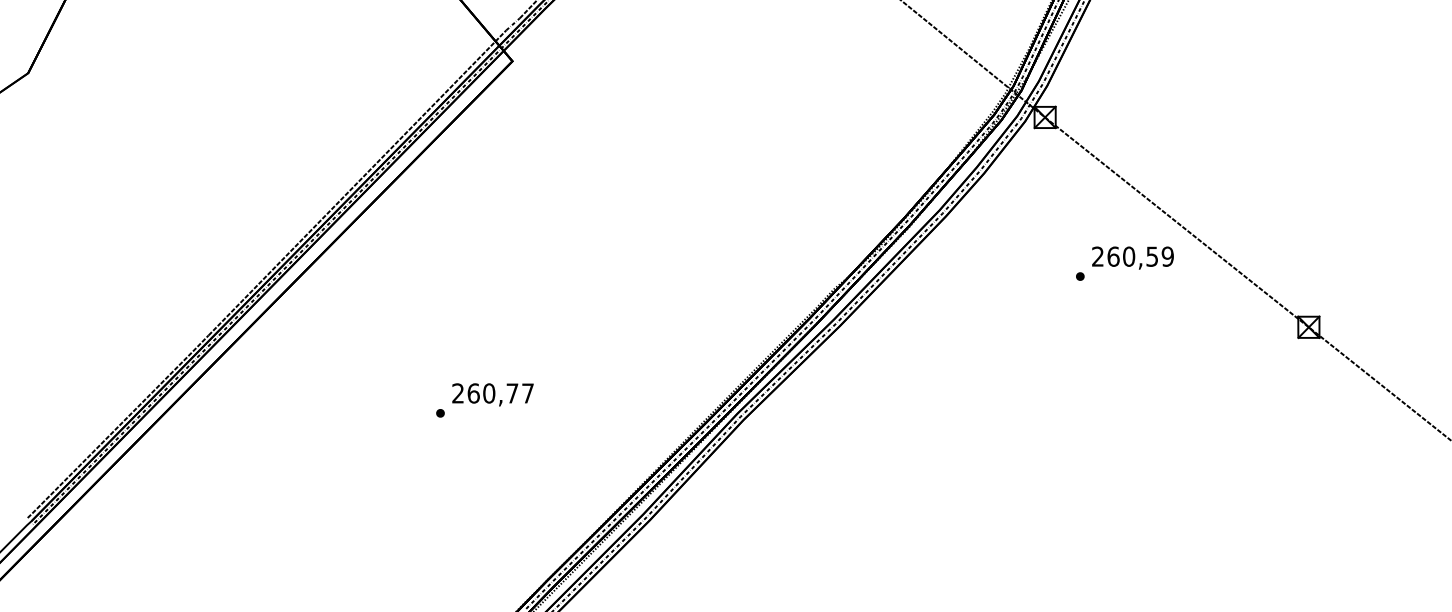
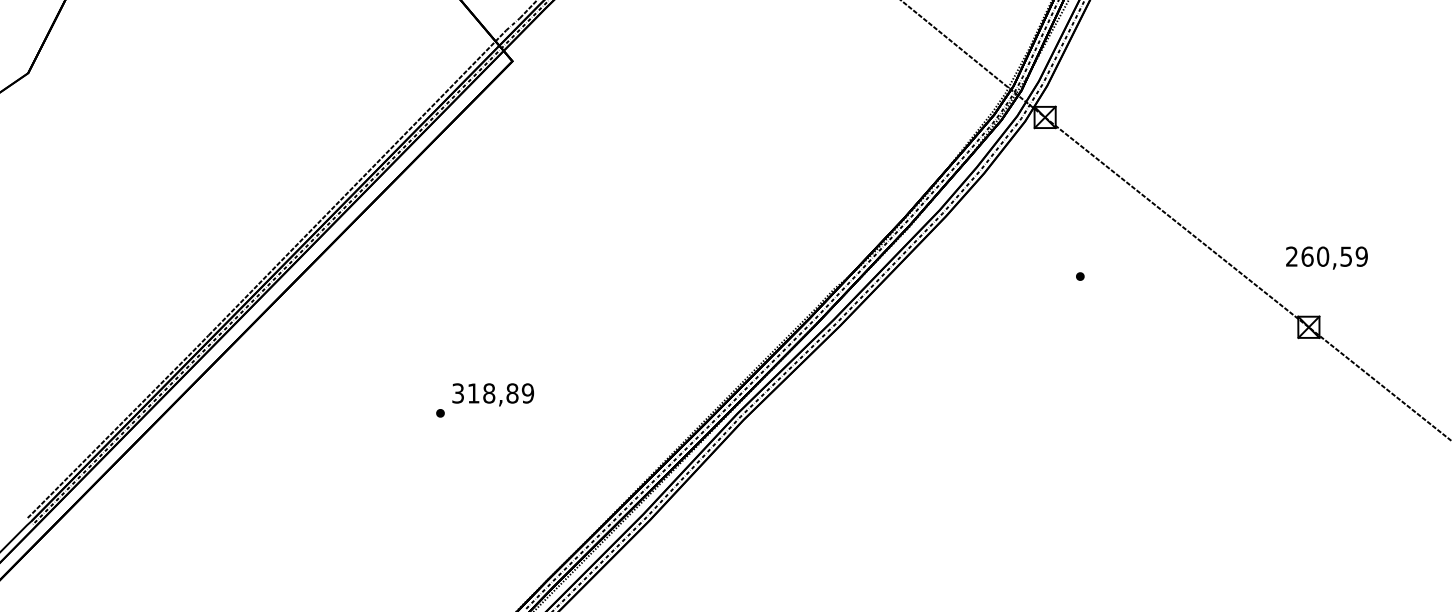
text position: (1132, 257) -> (1326, 257) (1326, 257)
text: 260,77 -> 318,89 (493, 393)
